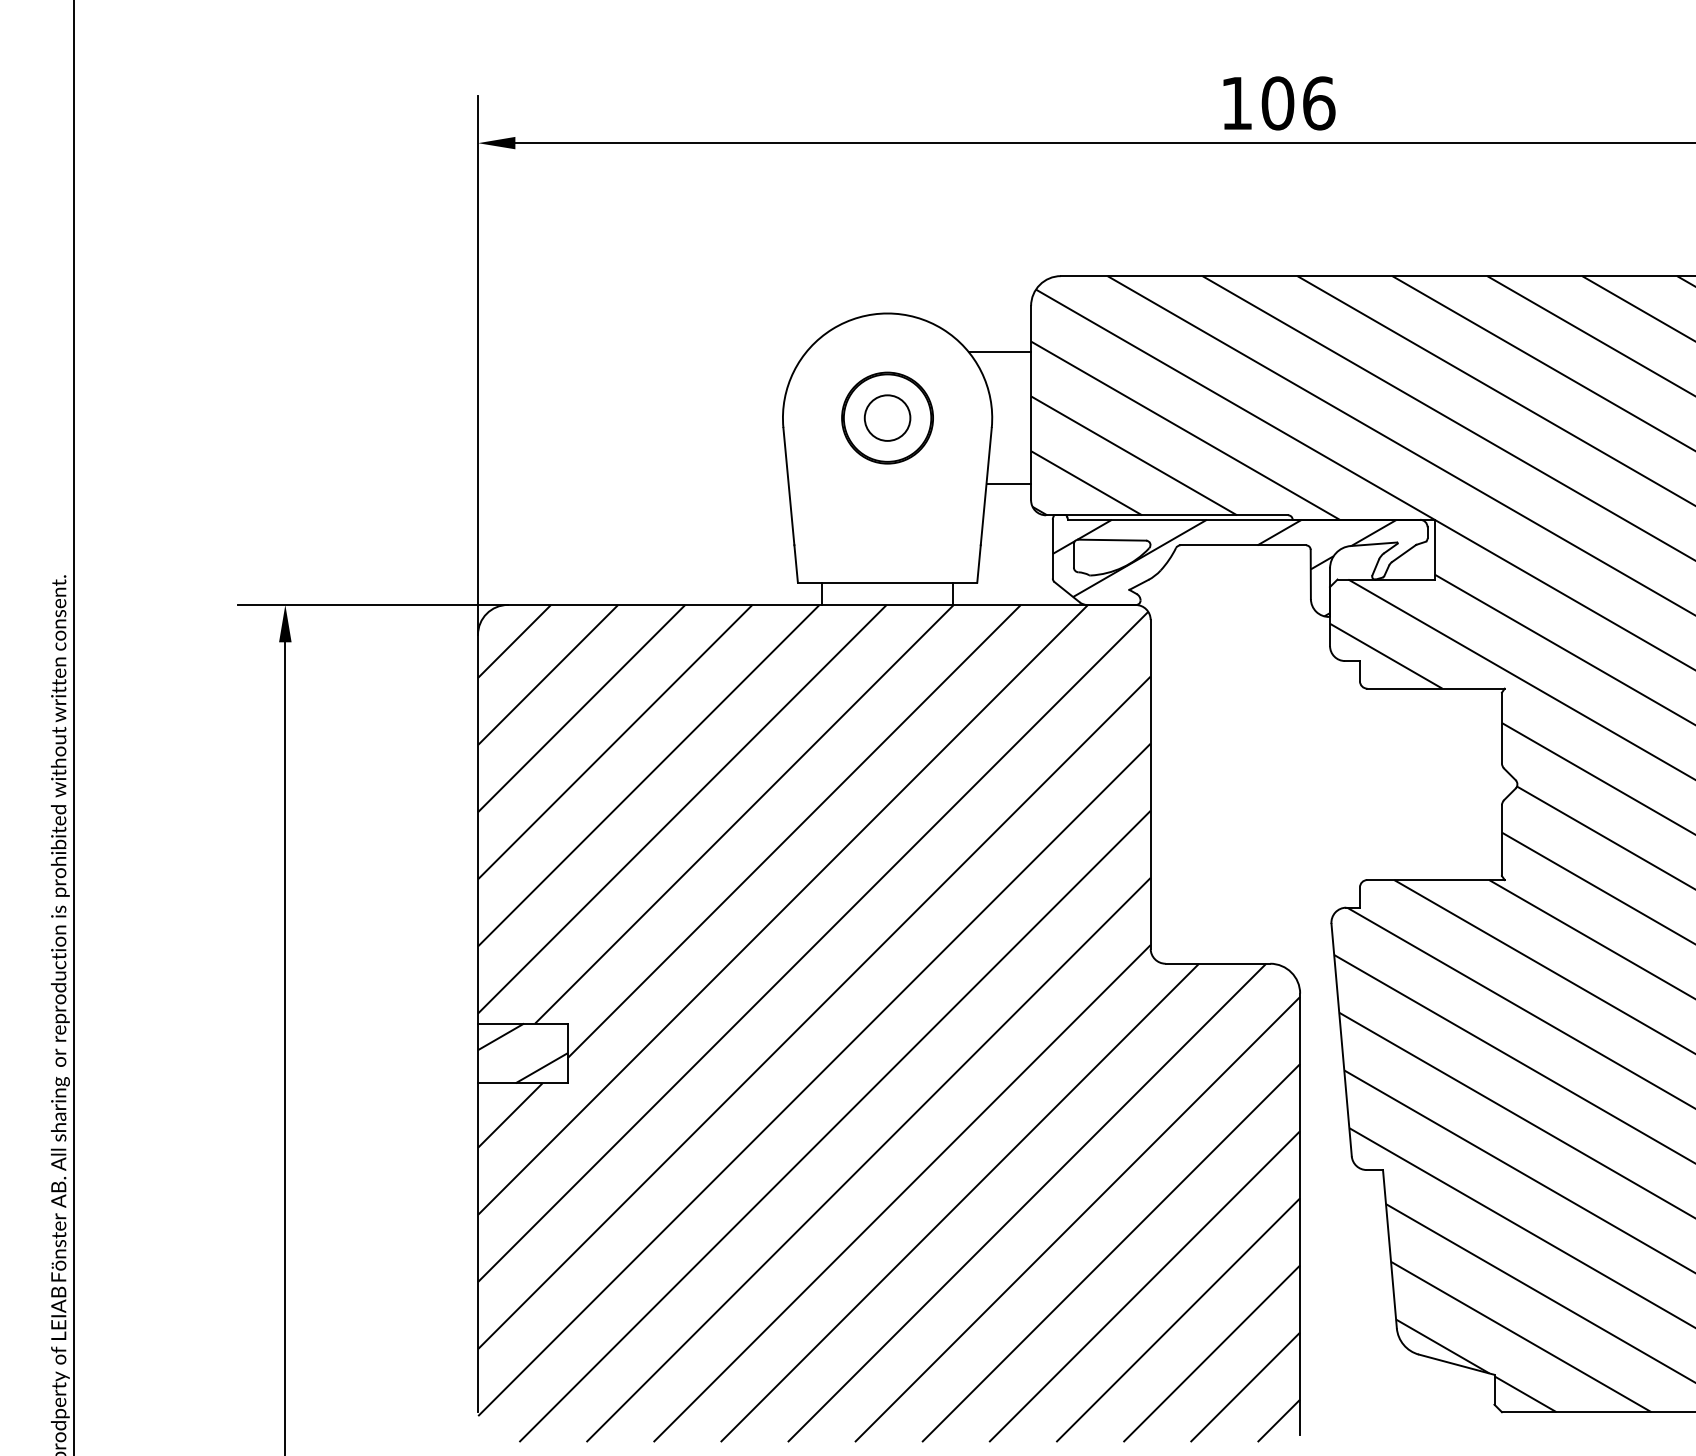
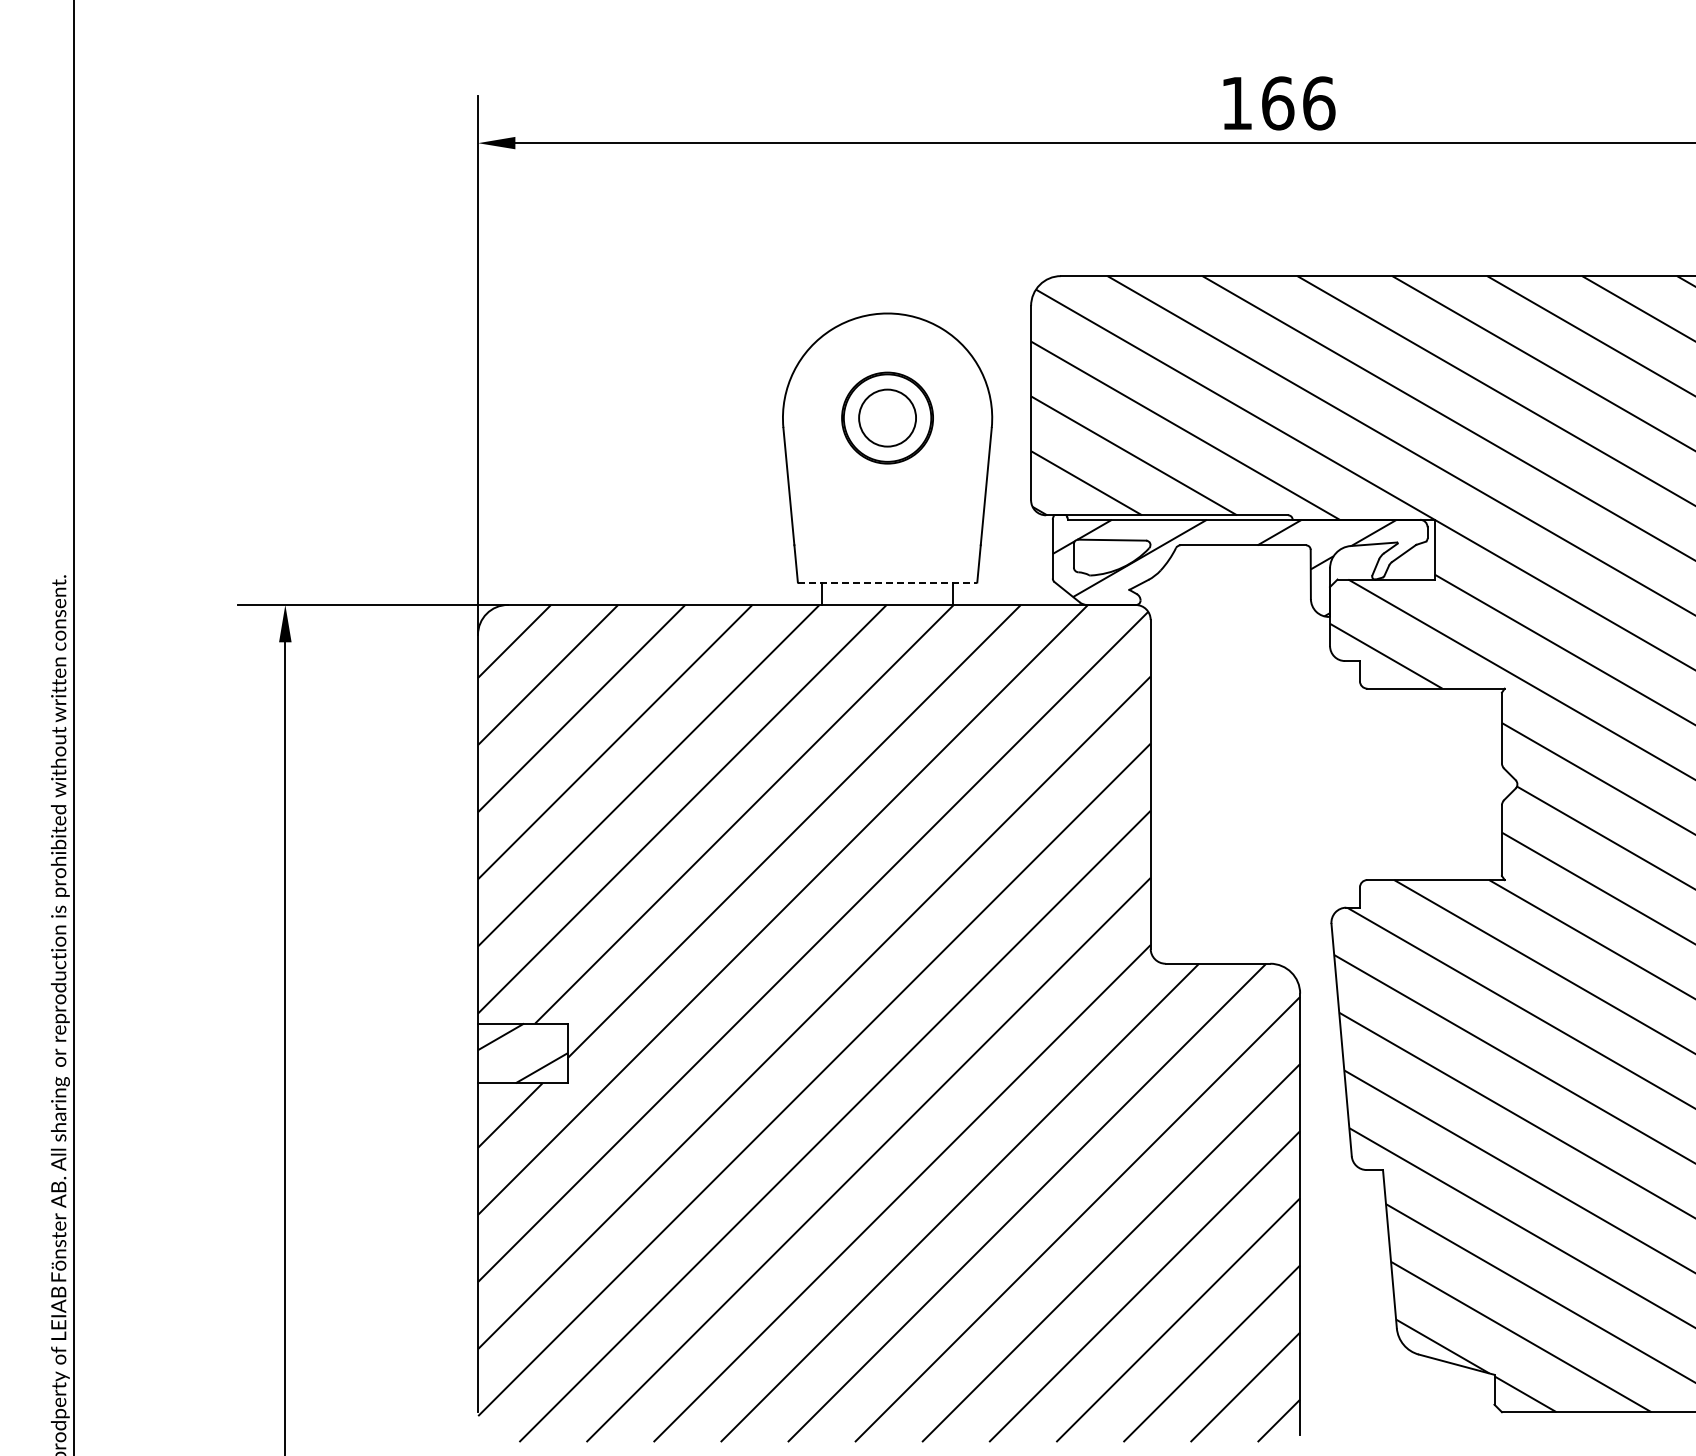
text: 106 -> 166 (1277, 103)
line: present -> none (999, 352)
circle diameter: 46 px -> 57 px (887, 417)
line: present -> none (1008, 483)
line: solid -> dashed (887, 582)
